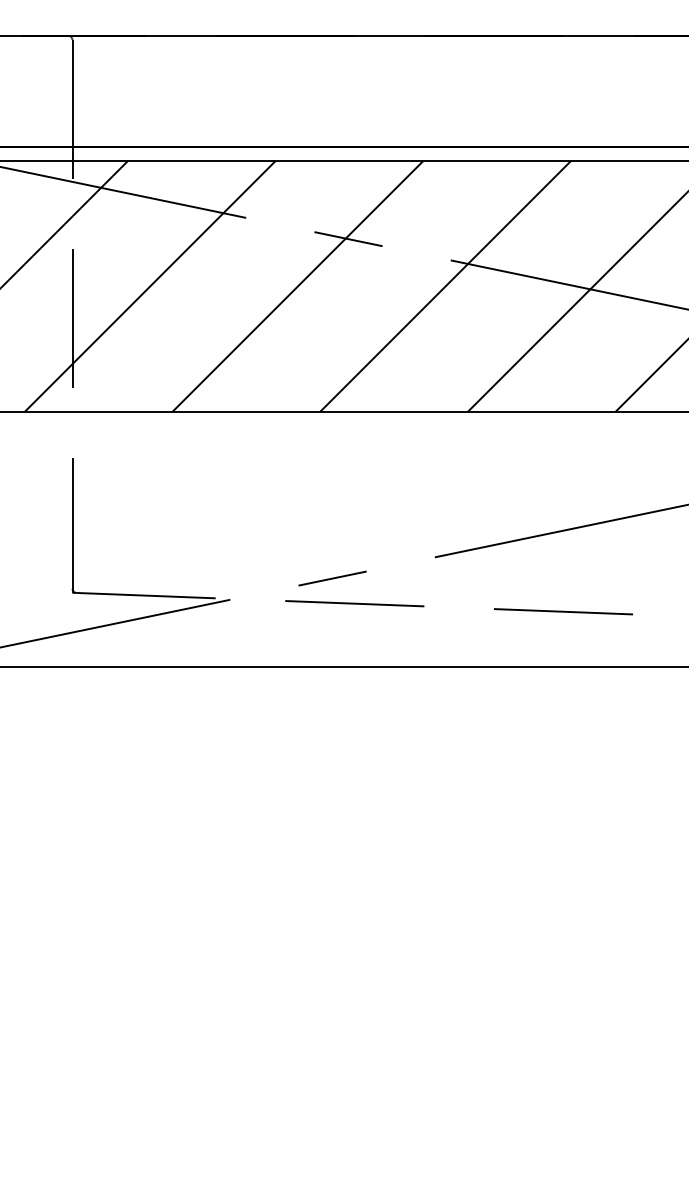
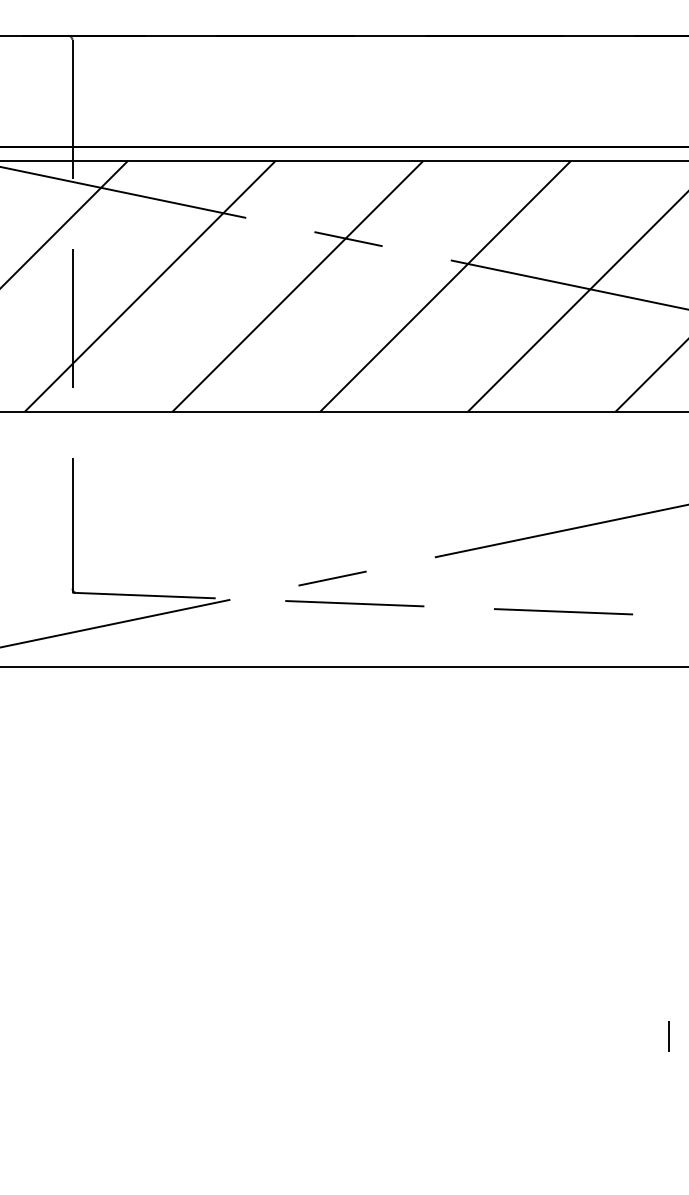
line: none -> present (668, 1036)
